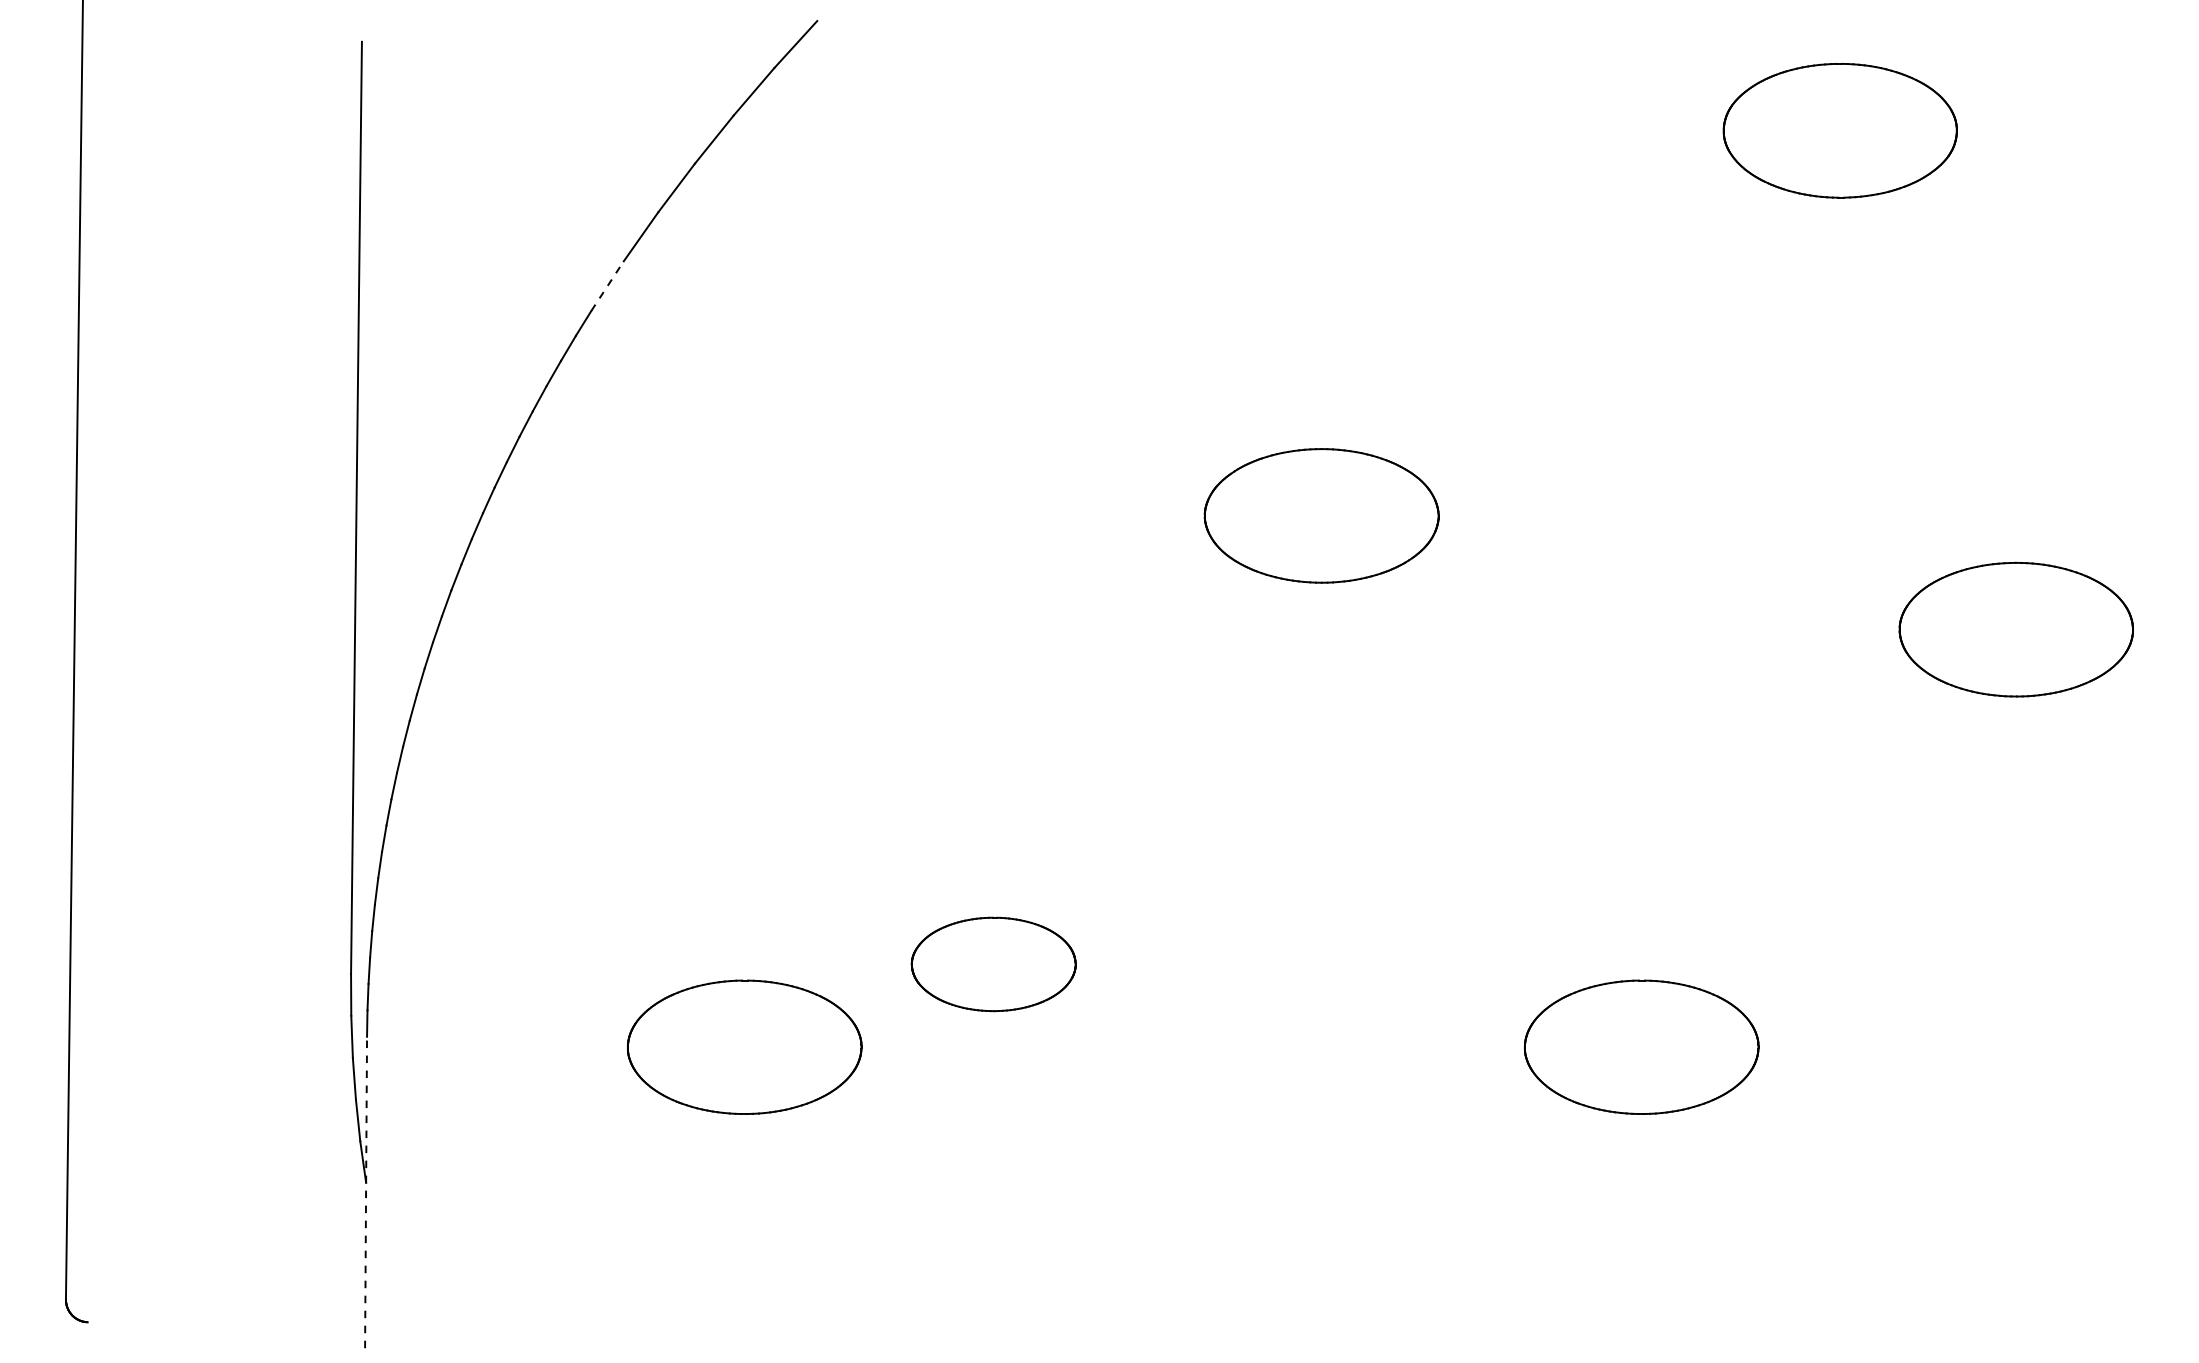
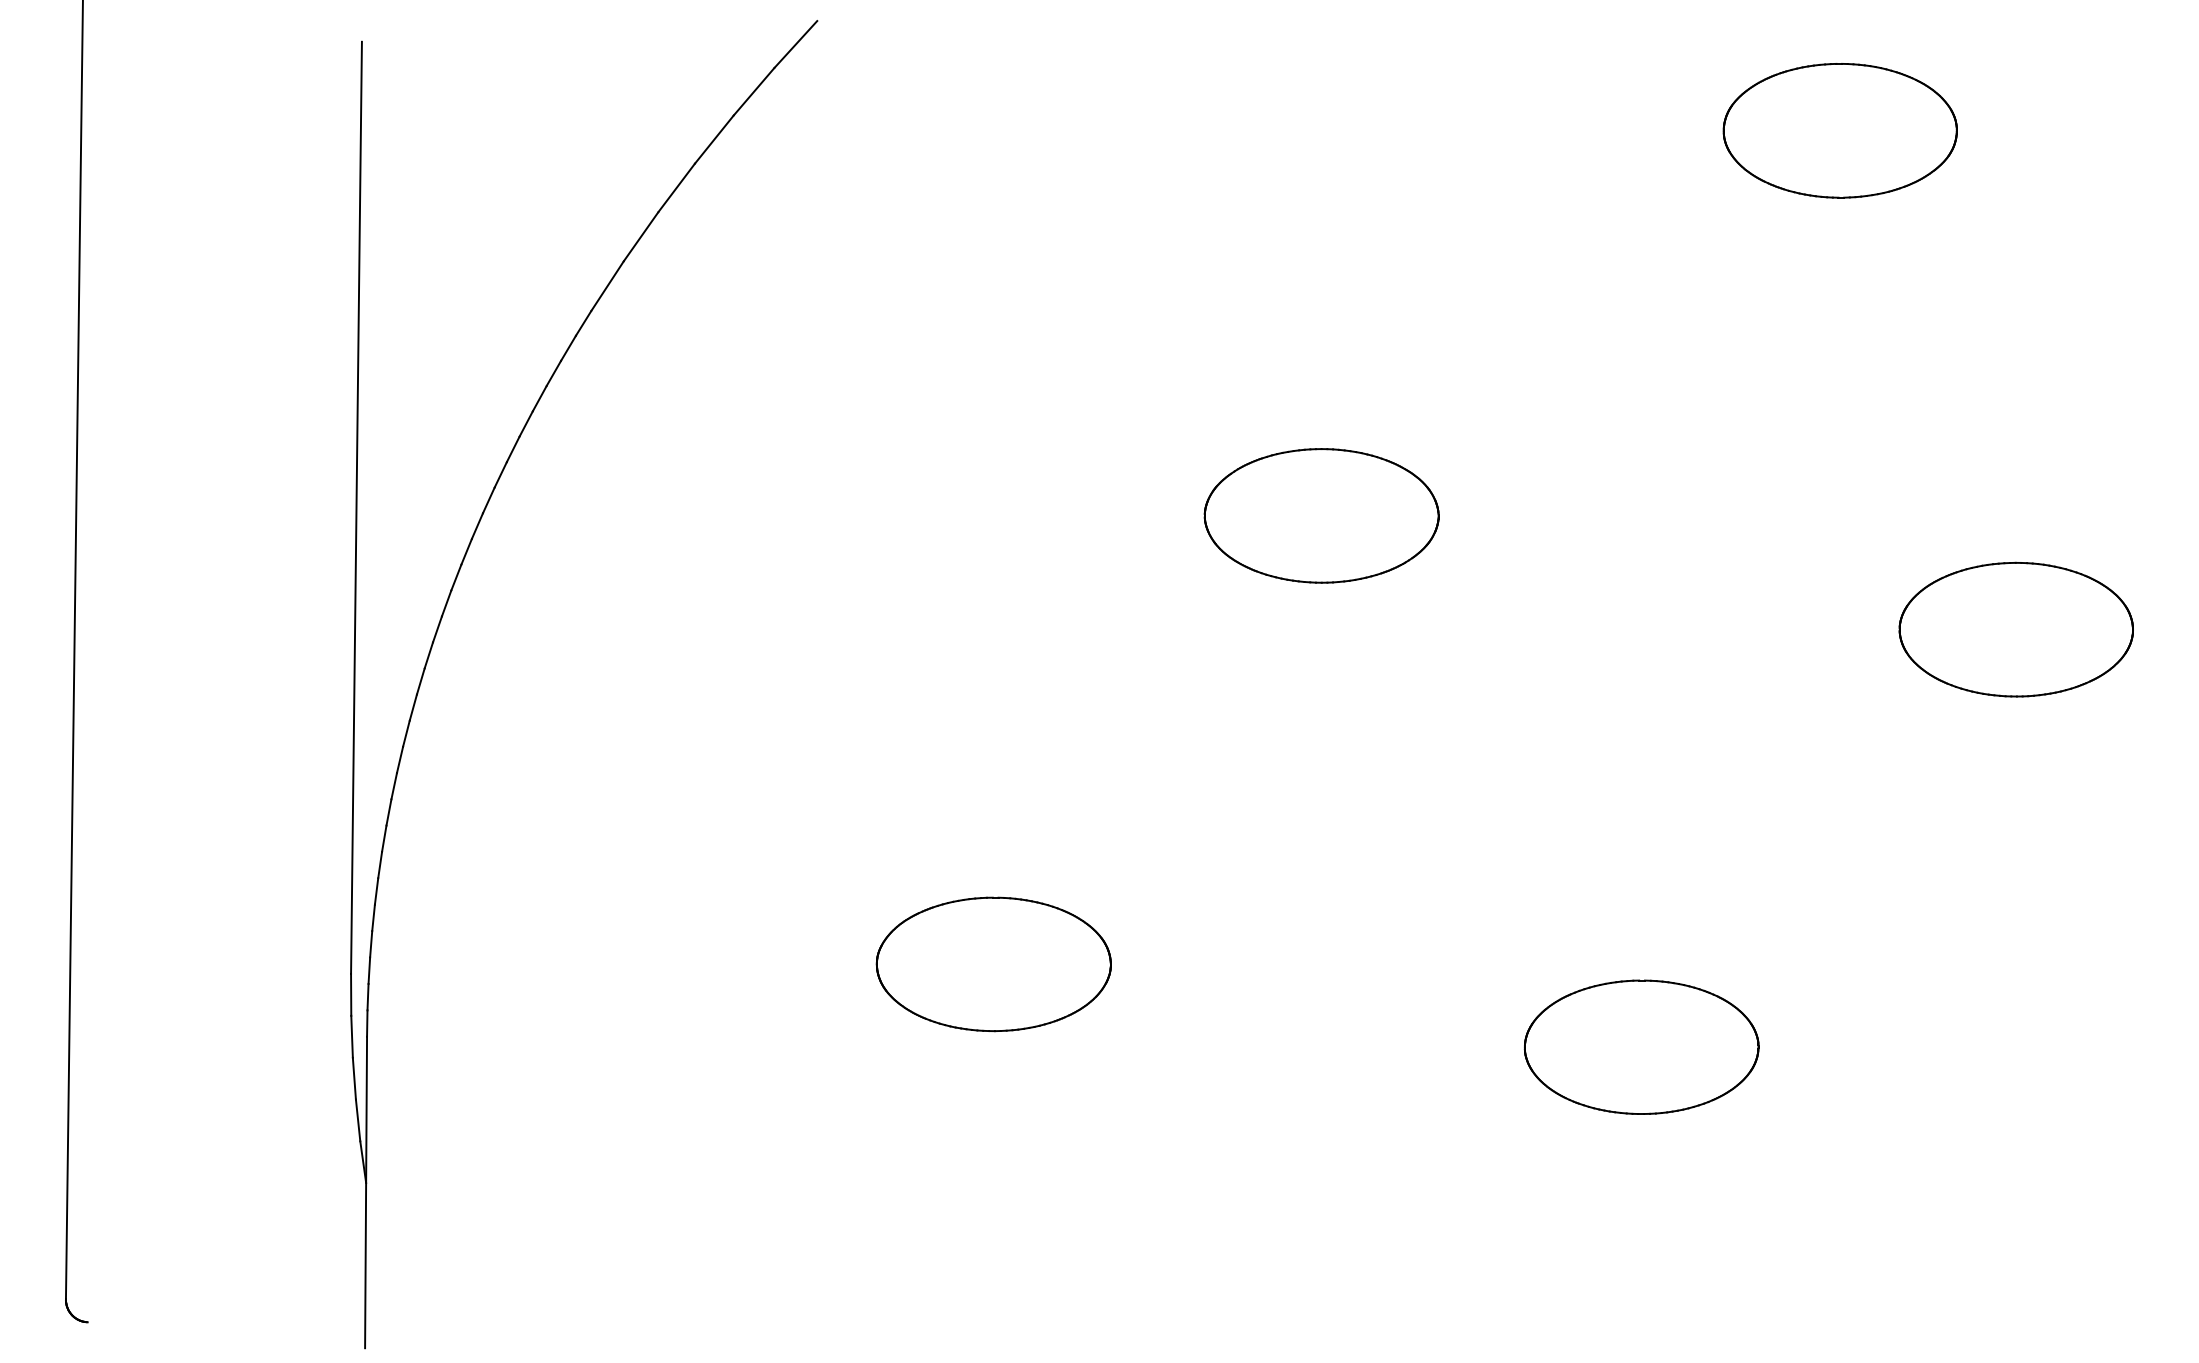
line: dashed -> solid (607, 286)
part size: 167x97 px -> 237x137 px (993, 964)
part: present -> none (744, 1046)
line: dashed -> solid (366, 1192)
